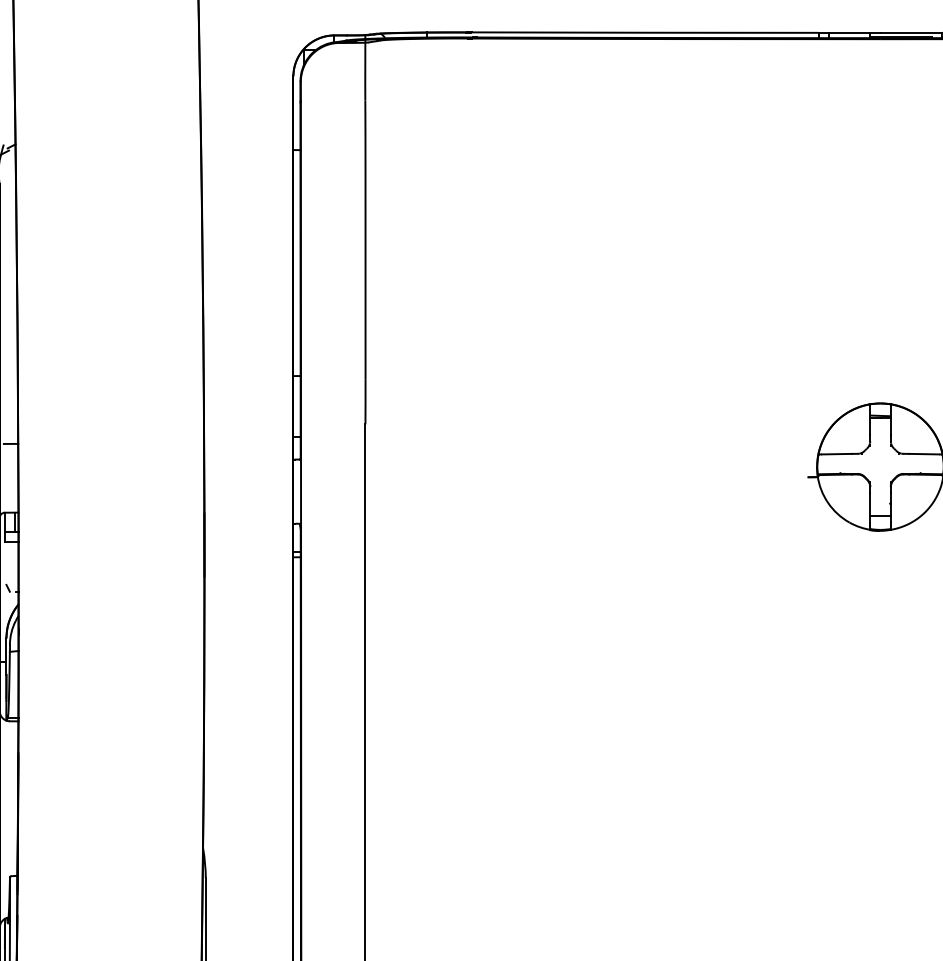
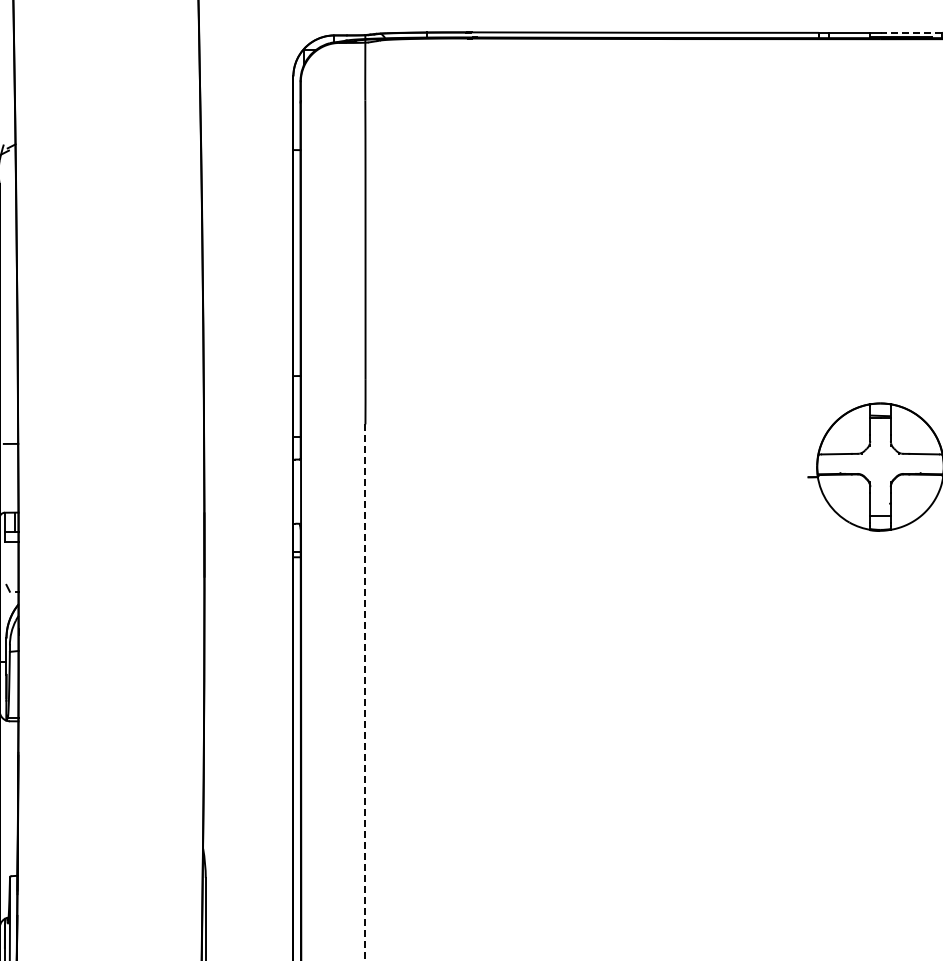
line: solid -> dashed (911, 32)
line: solid -> dashed (365, 693)
